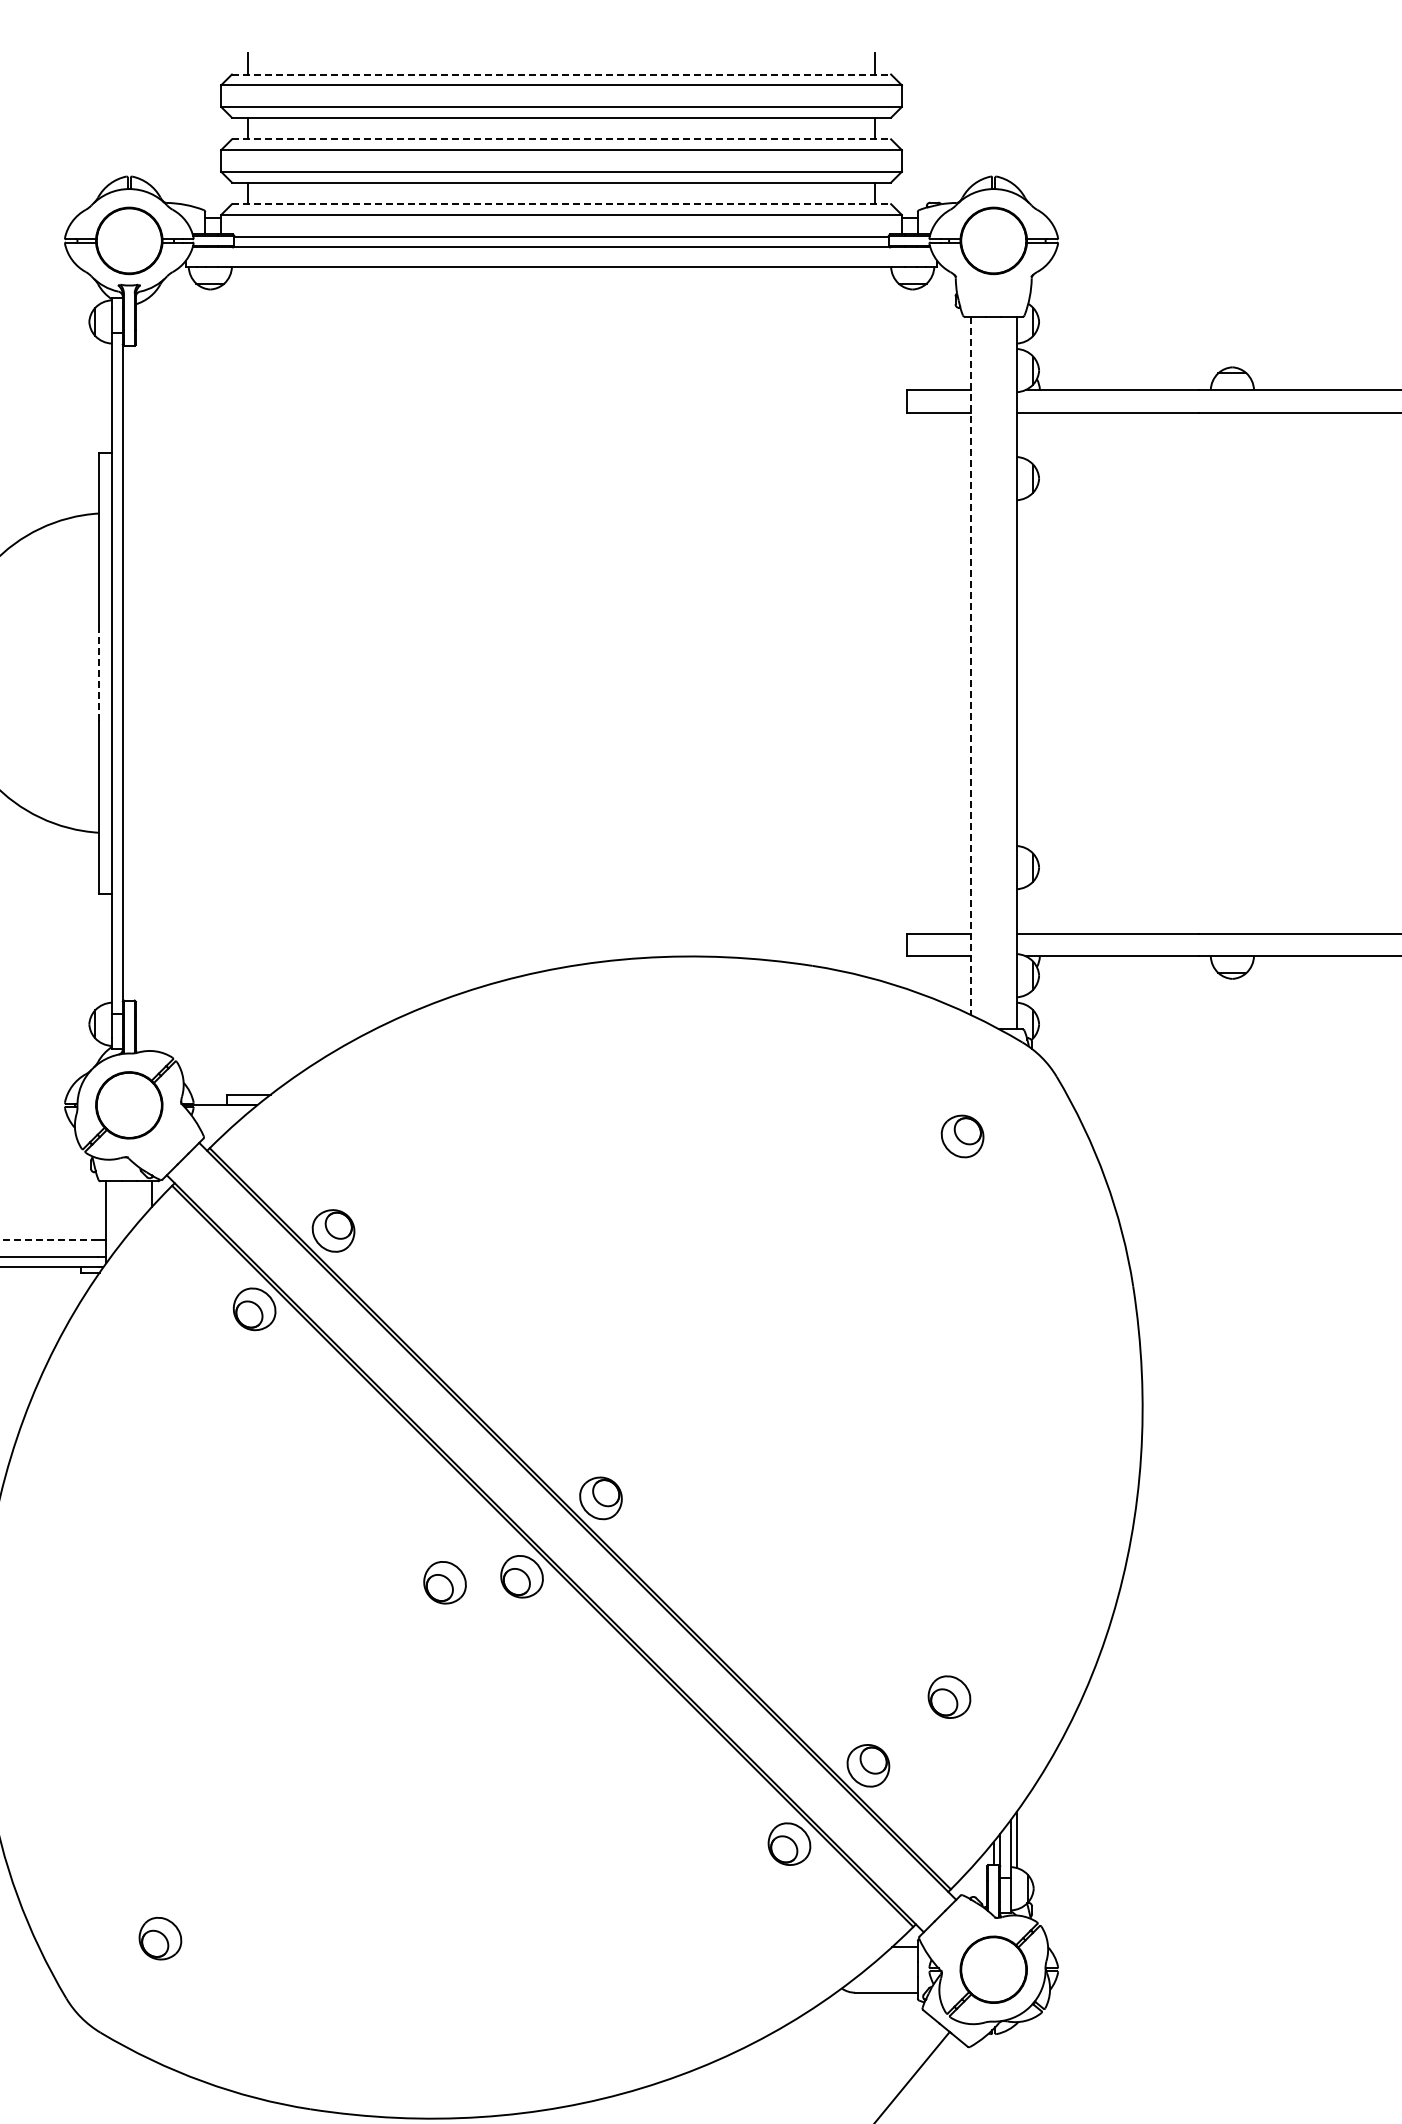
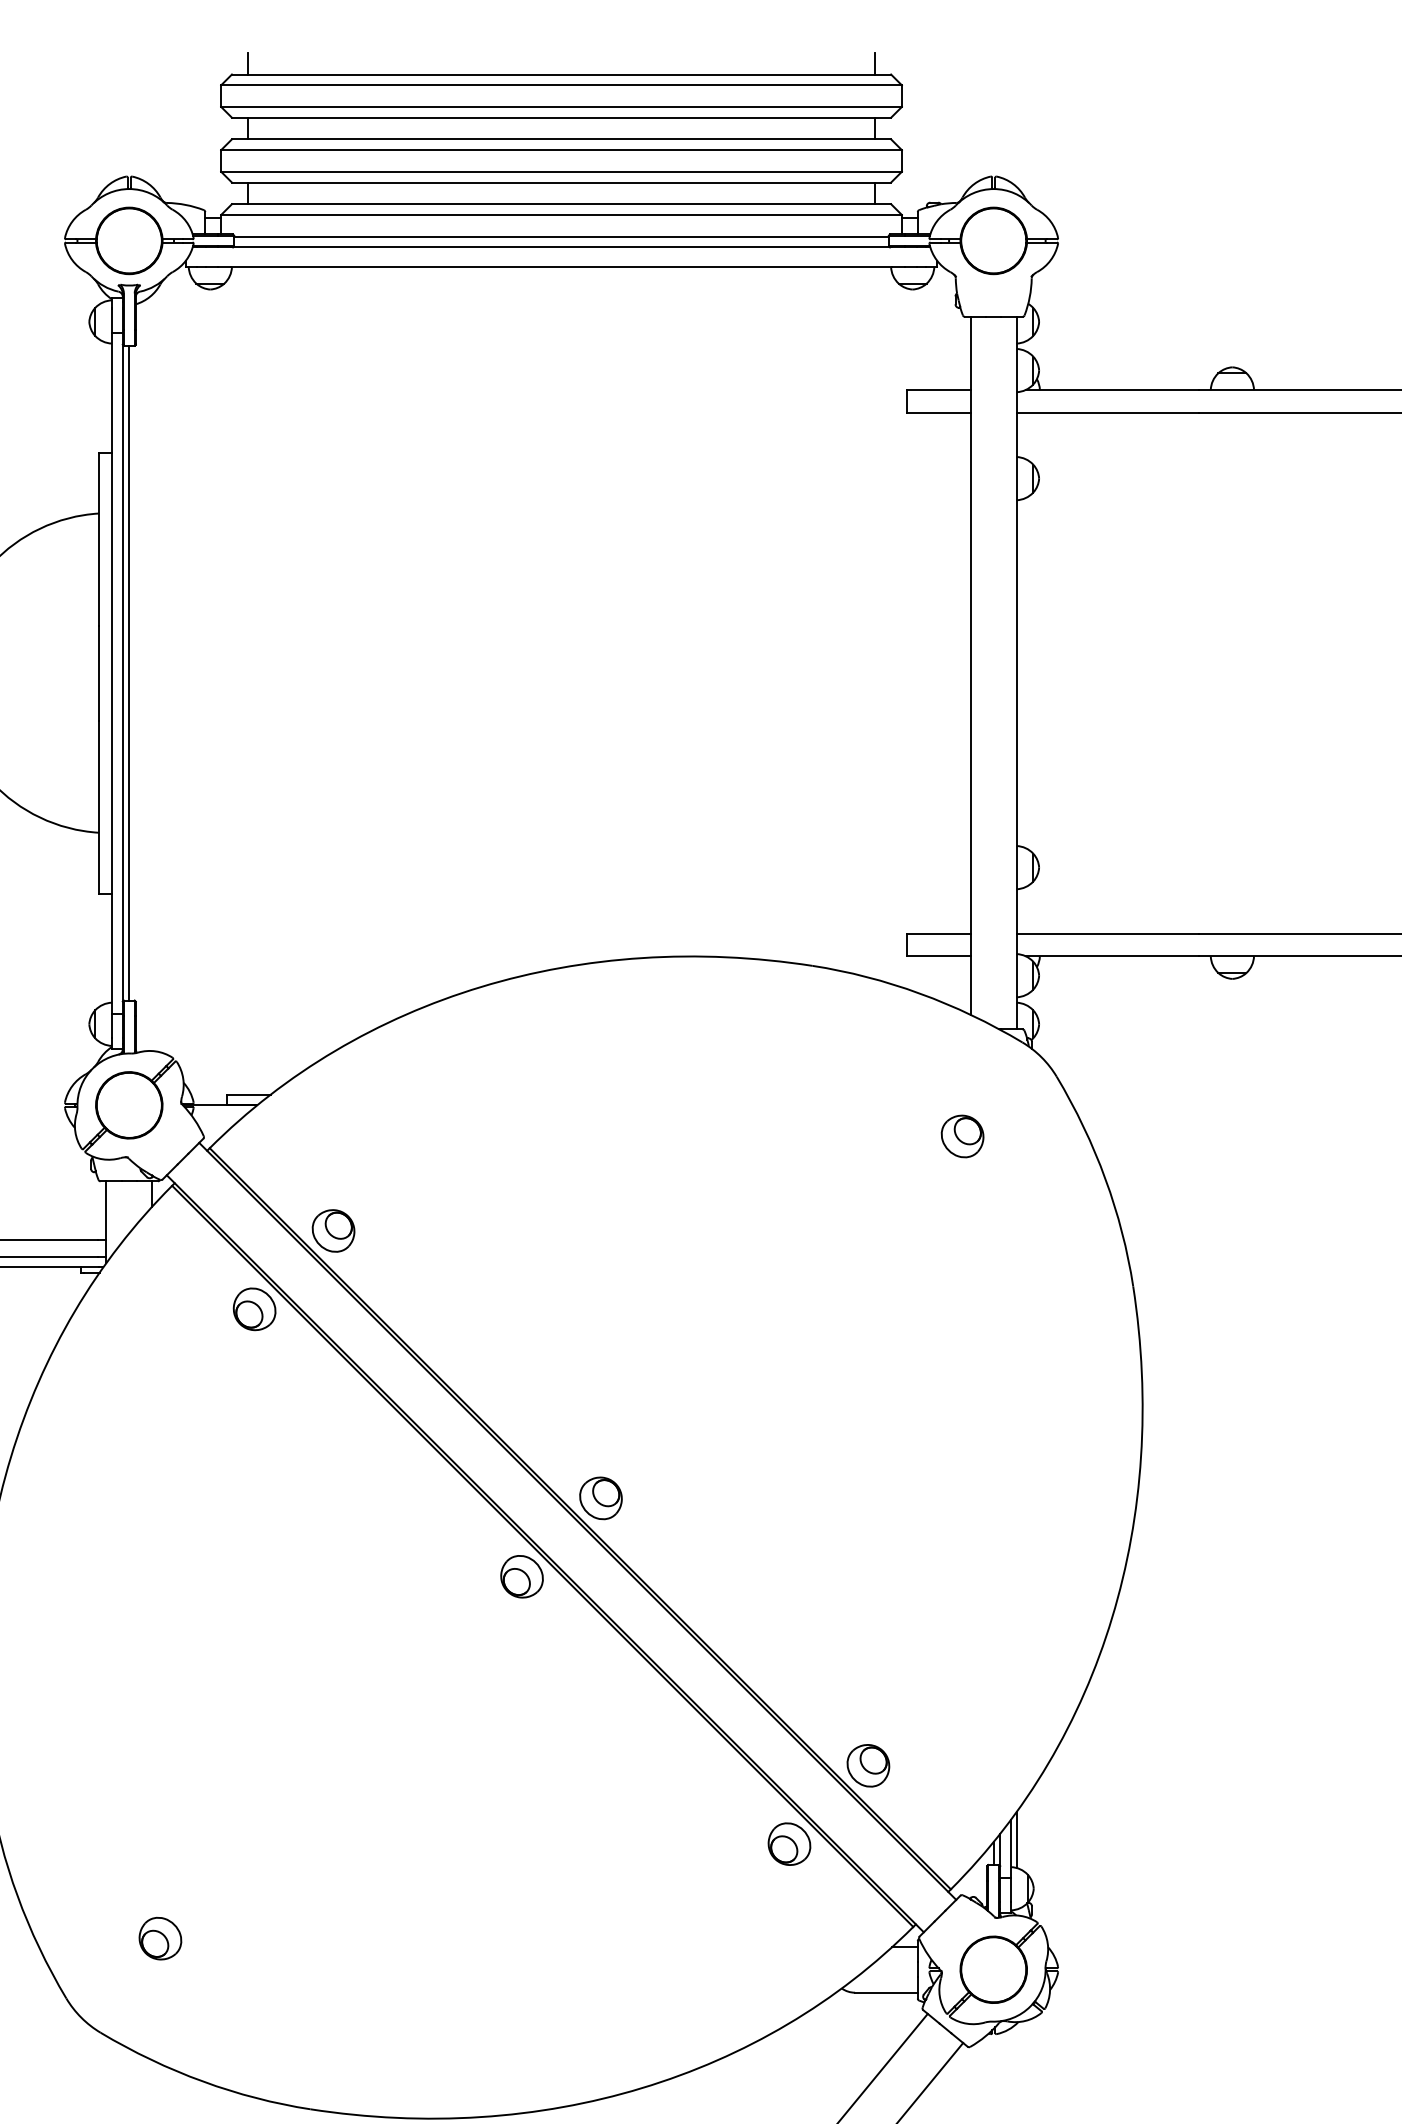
line: dashed -> solid (561, 74)
line: dashed -> solid (561, 139)
line: dashed -> solid (561, 204)
line: dashed -> solid (970, 666)
line: none -> present (129, 672)
line: dashed -> solid (99, 673)
line: dashed -> solid (48, 1240)
part: present -> none (444, 1582)
part: present -> none (949, 1696)
line position: (912, 2075) -> (883, 2066) (883, 2066)
line: none -> present (931, 2081)
